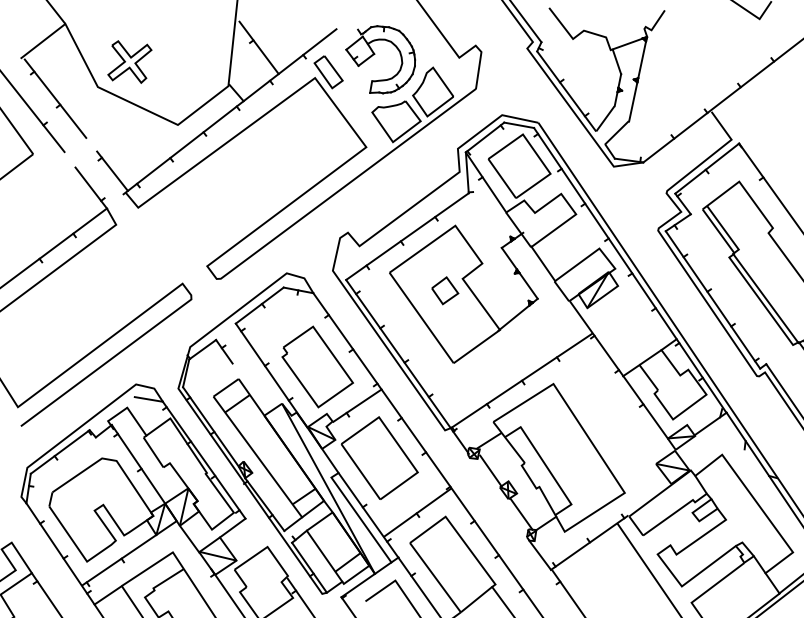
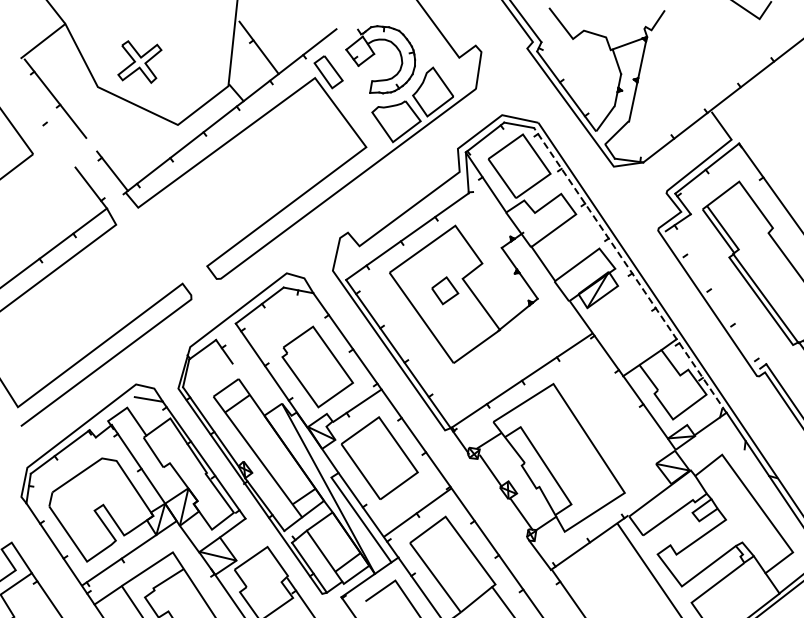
curve position: (126, 61) -> (136, 61) (136, 61)
line: present -> none (33, 112)
line: solid -> dashed (630, 270)
line: present -> none (712, 299)
